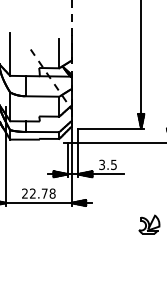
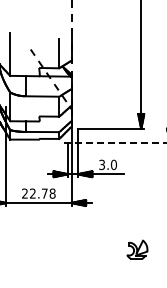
line: solid -> dashed (115, 142)
text: 3.5 -> 3.0 (113, 164)
part position: (149, 224) -> (137, 249) (137, 249)
